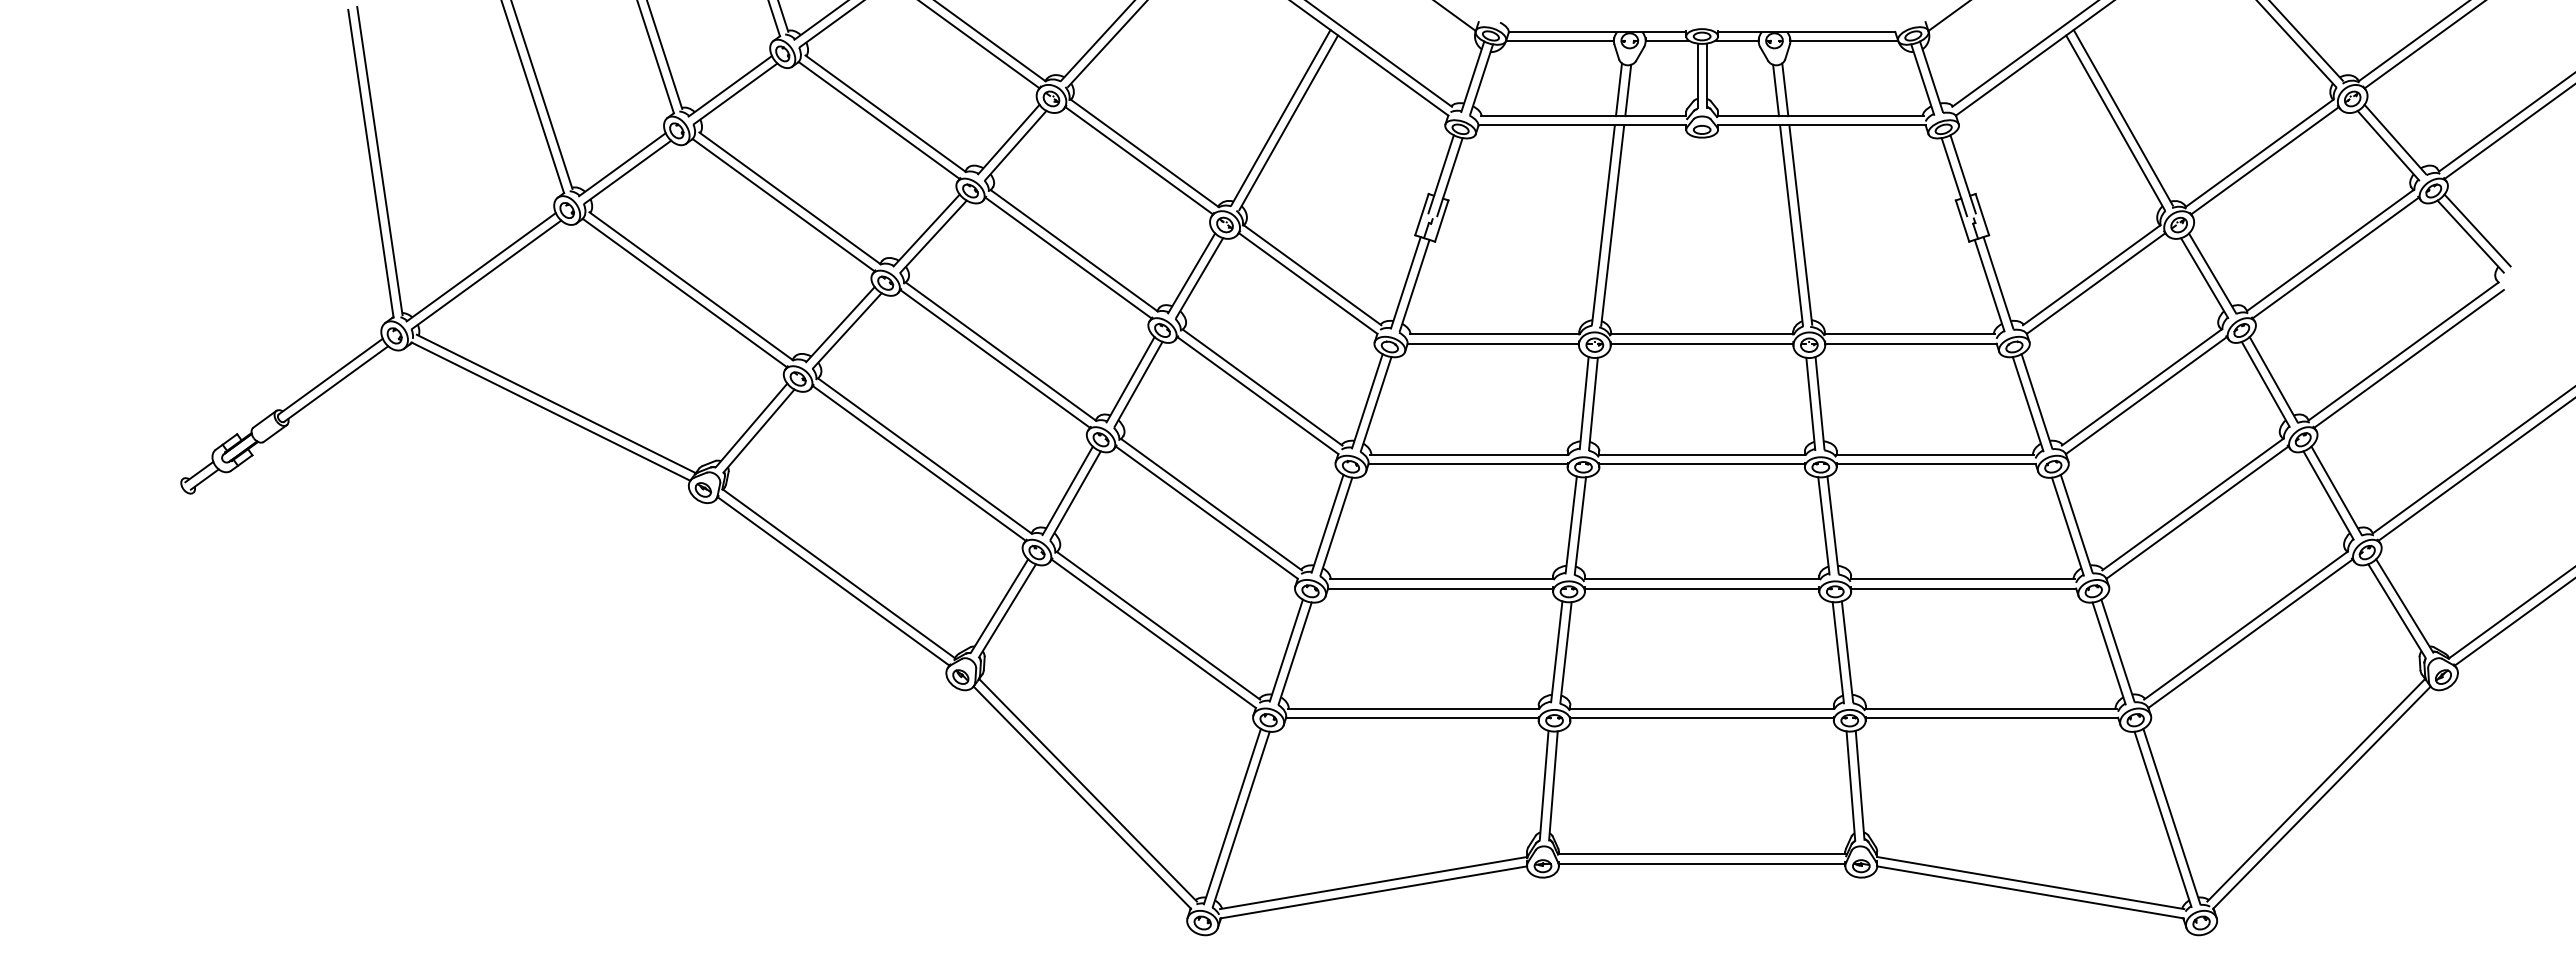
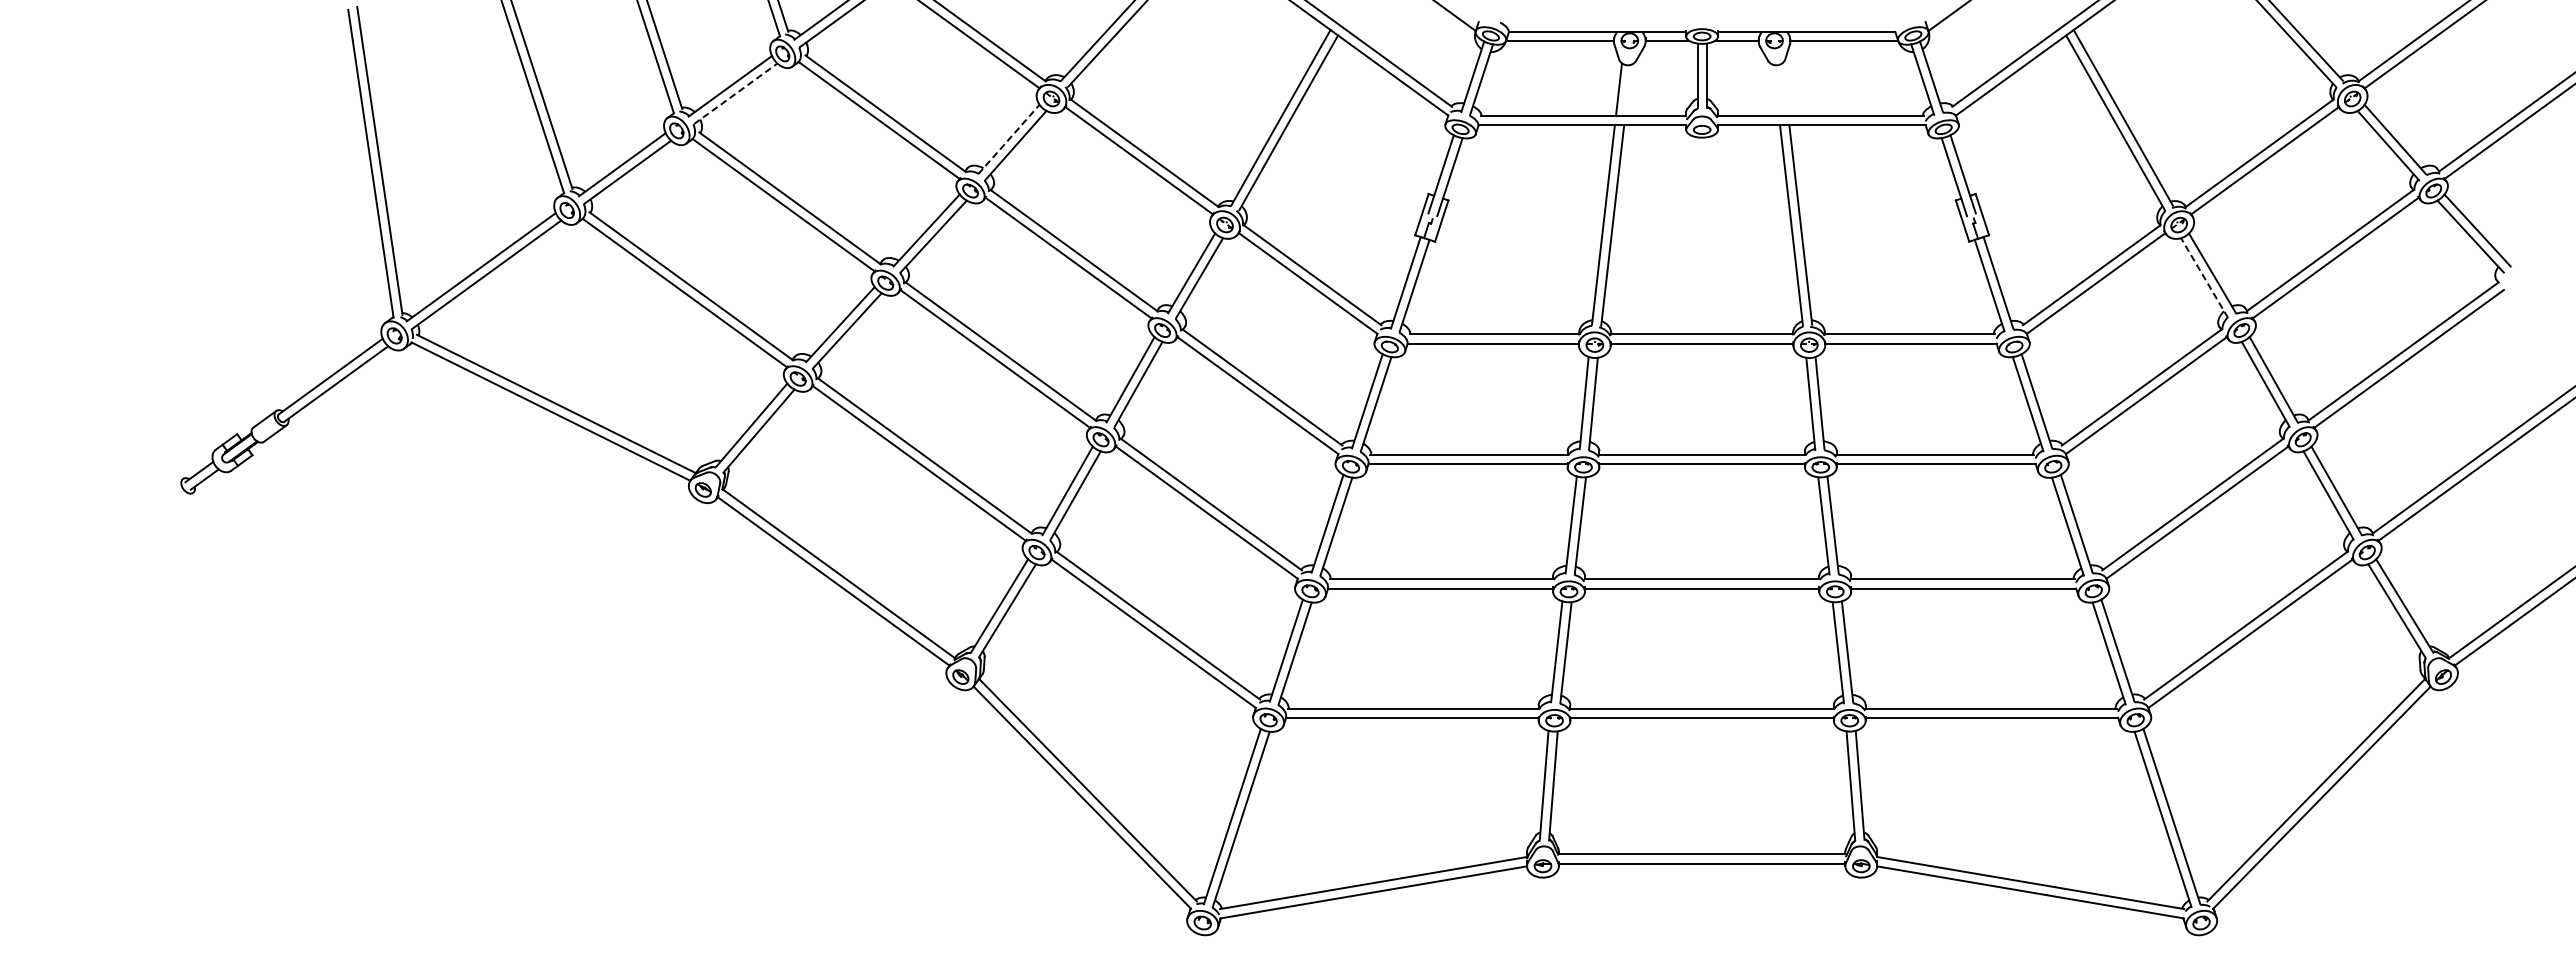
line: present -> none (1785, 89)
line: present -> none (1628, 90)
line: present -> none (1776, 90)
line: solid -> dashed (736, 93)
line: solid -> dashed (1009, 139)
line: solid -> dashed (2204, 277)
